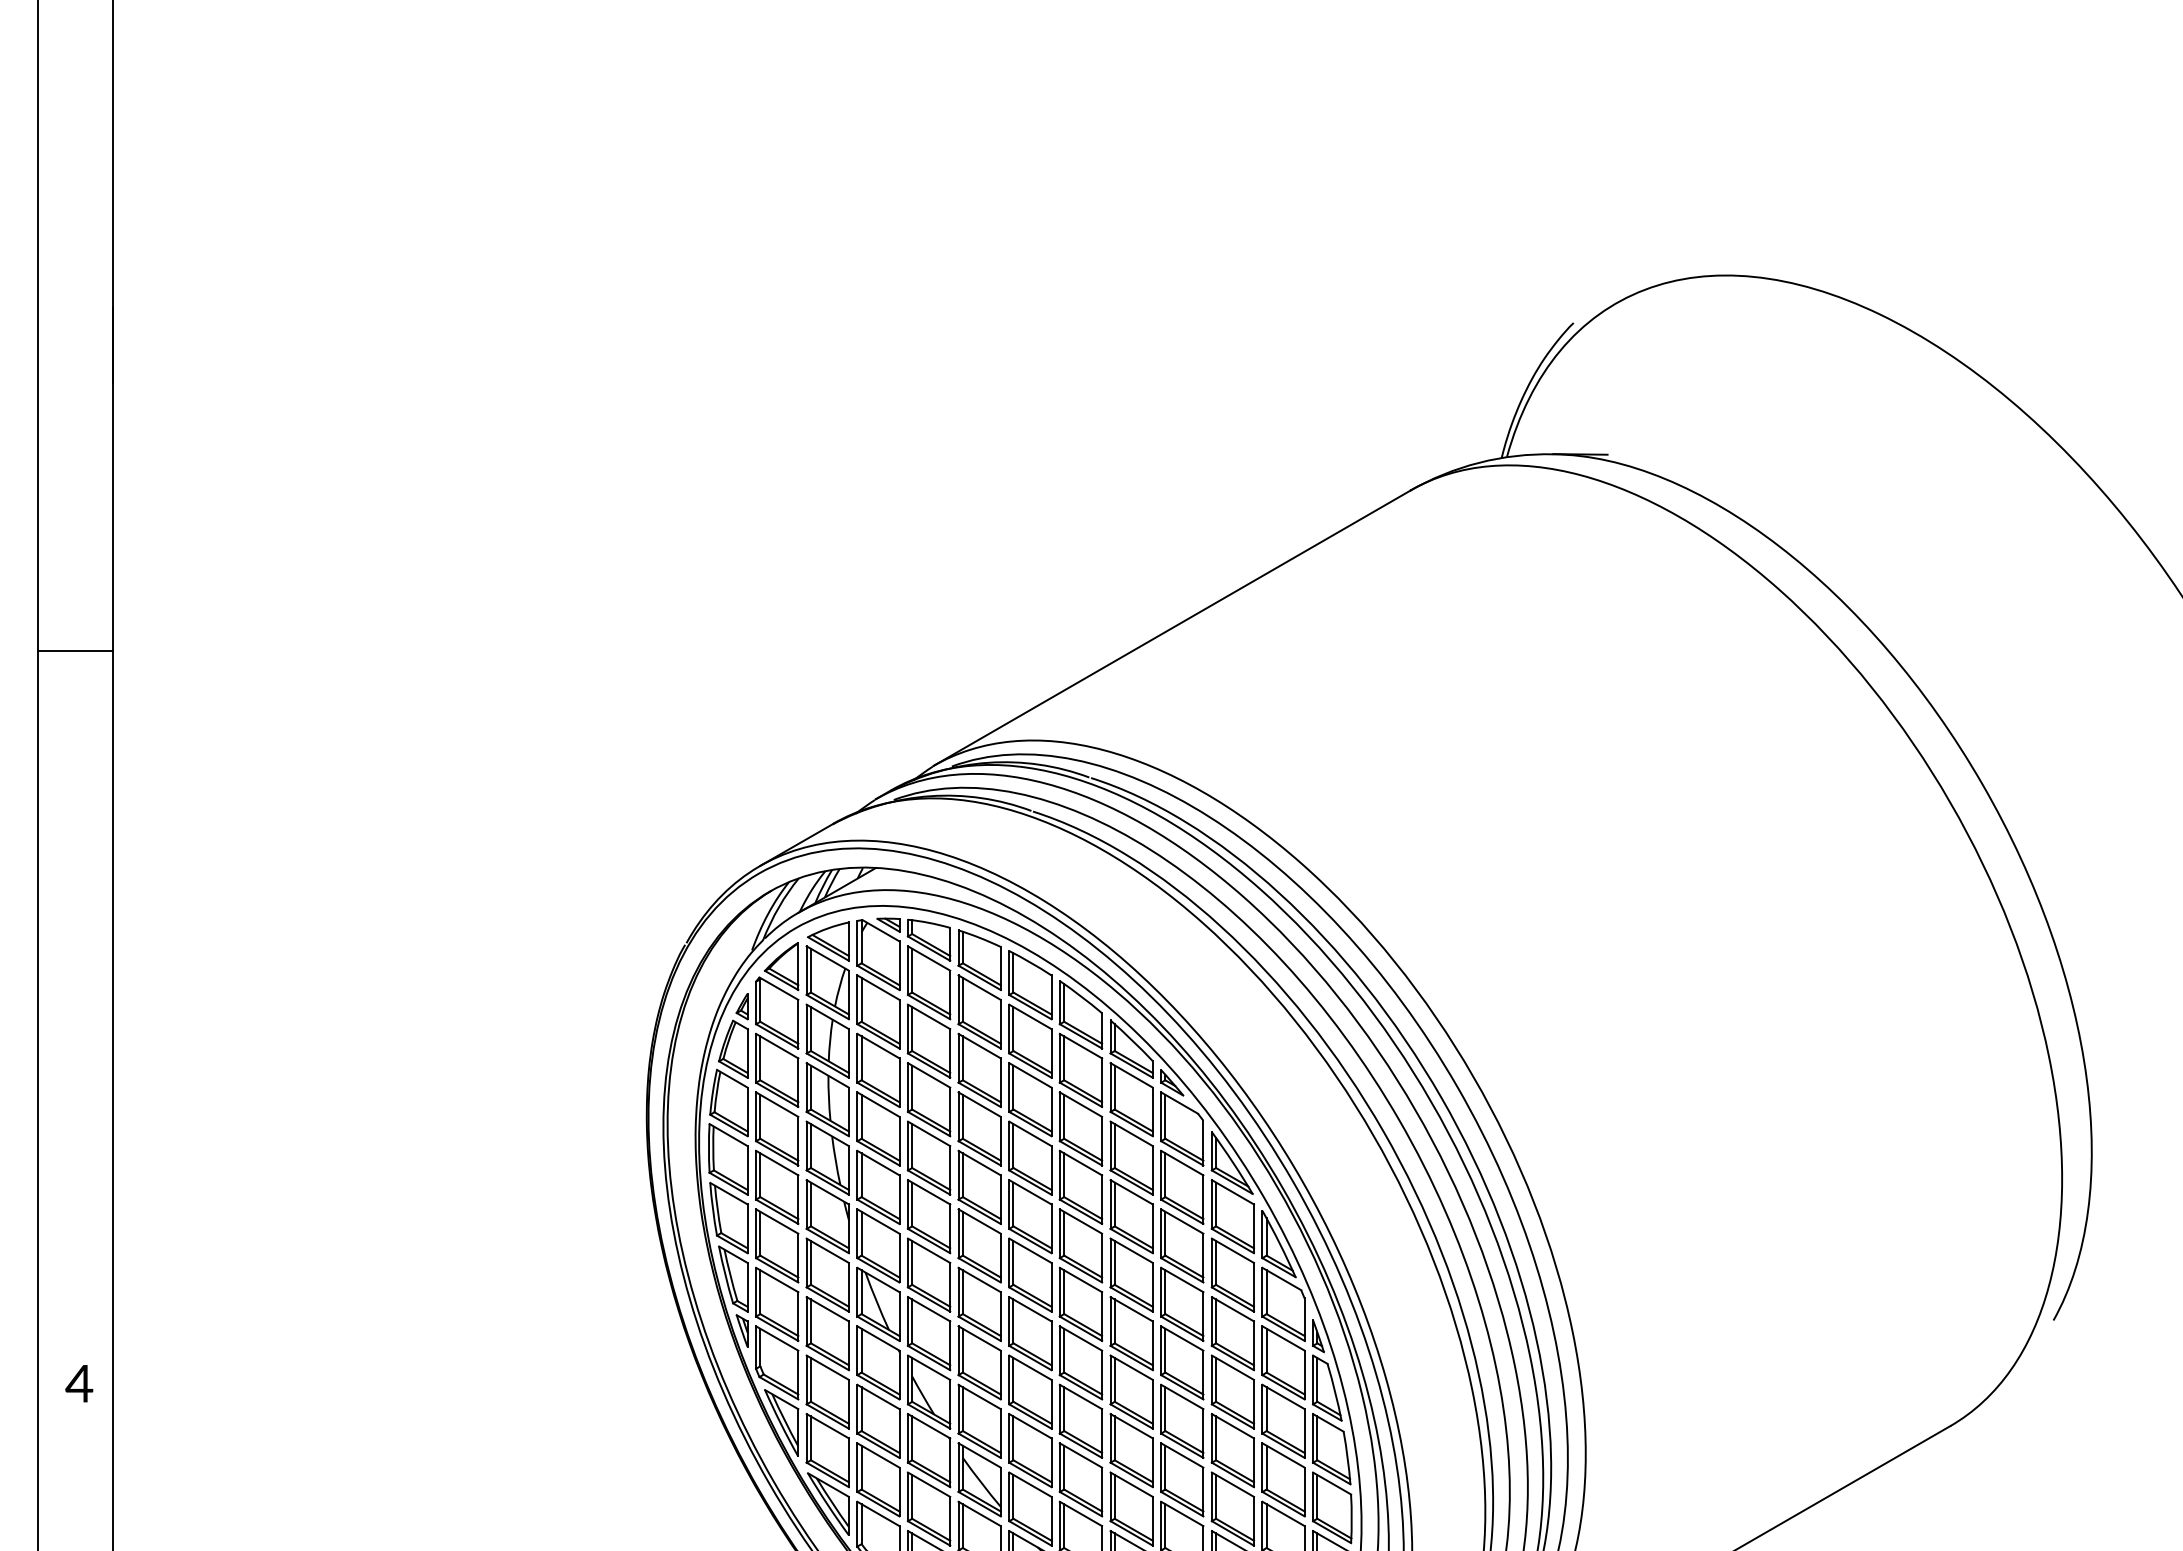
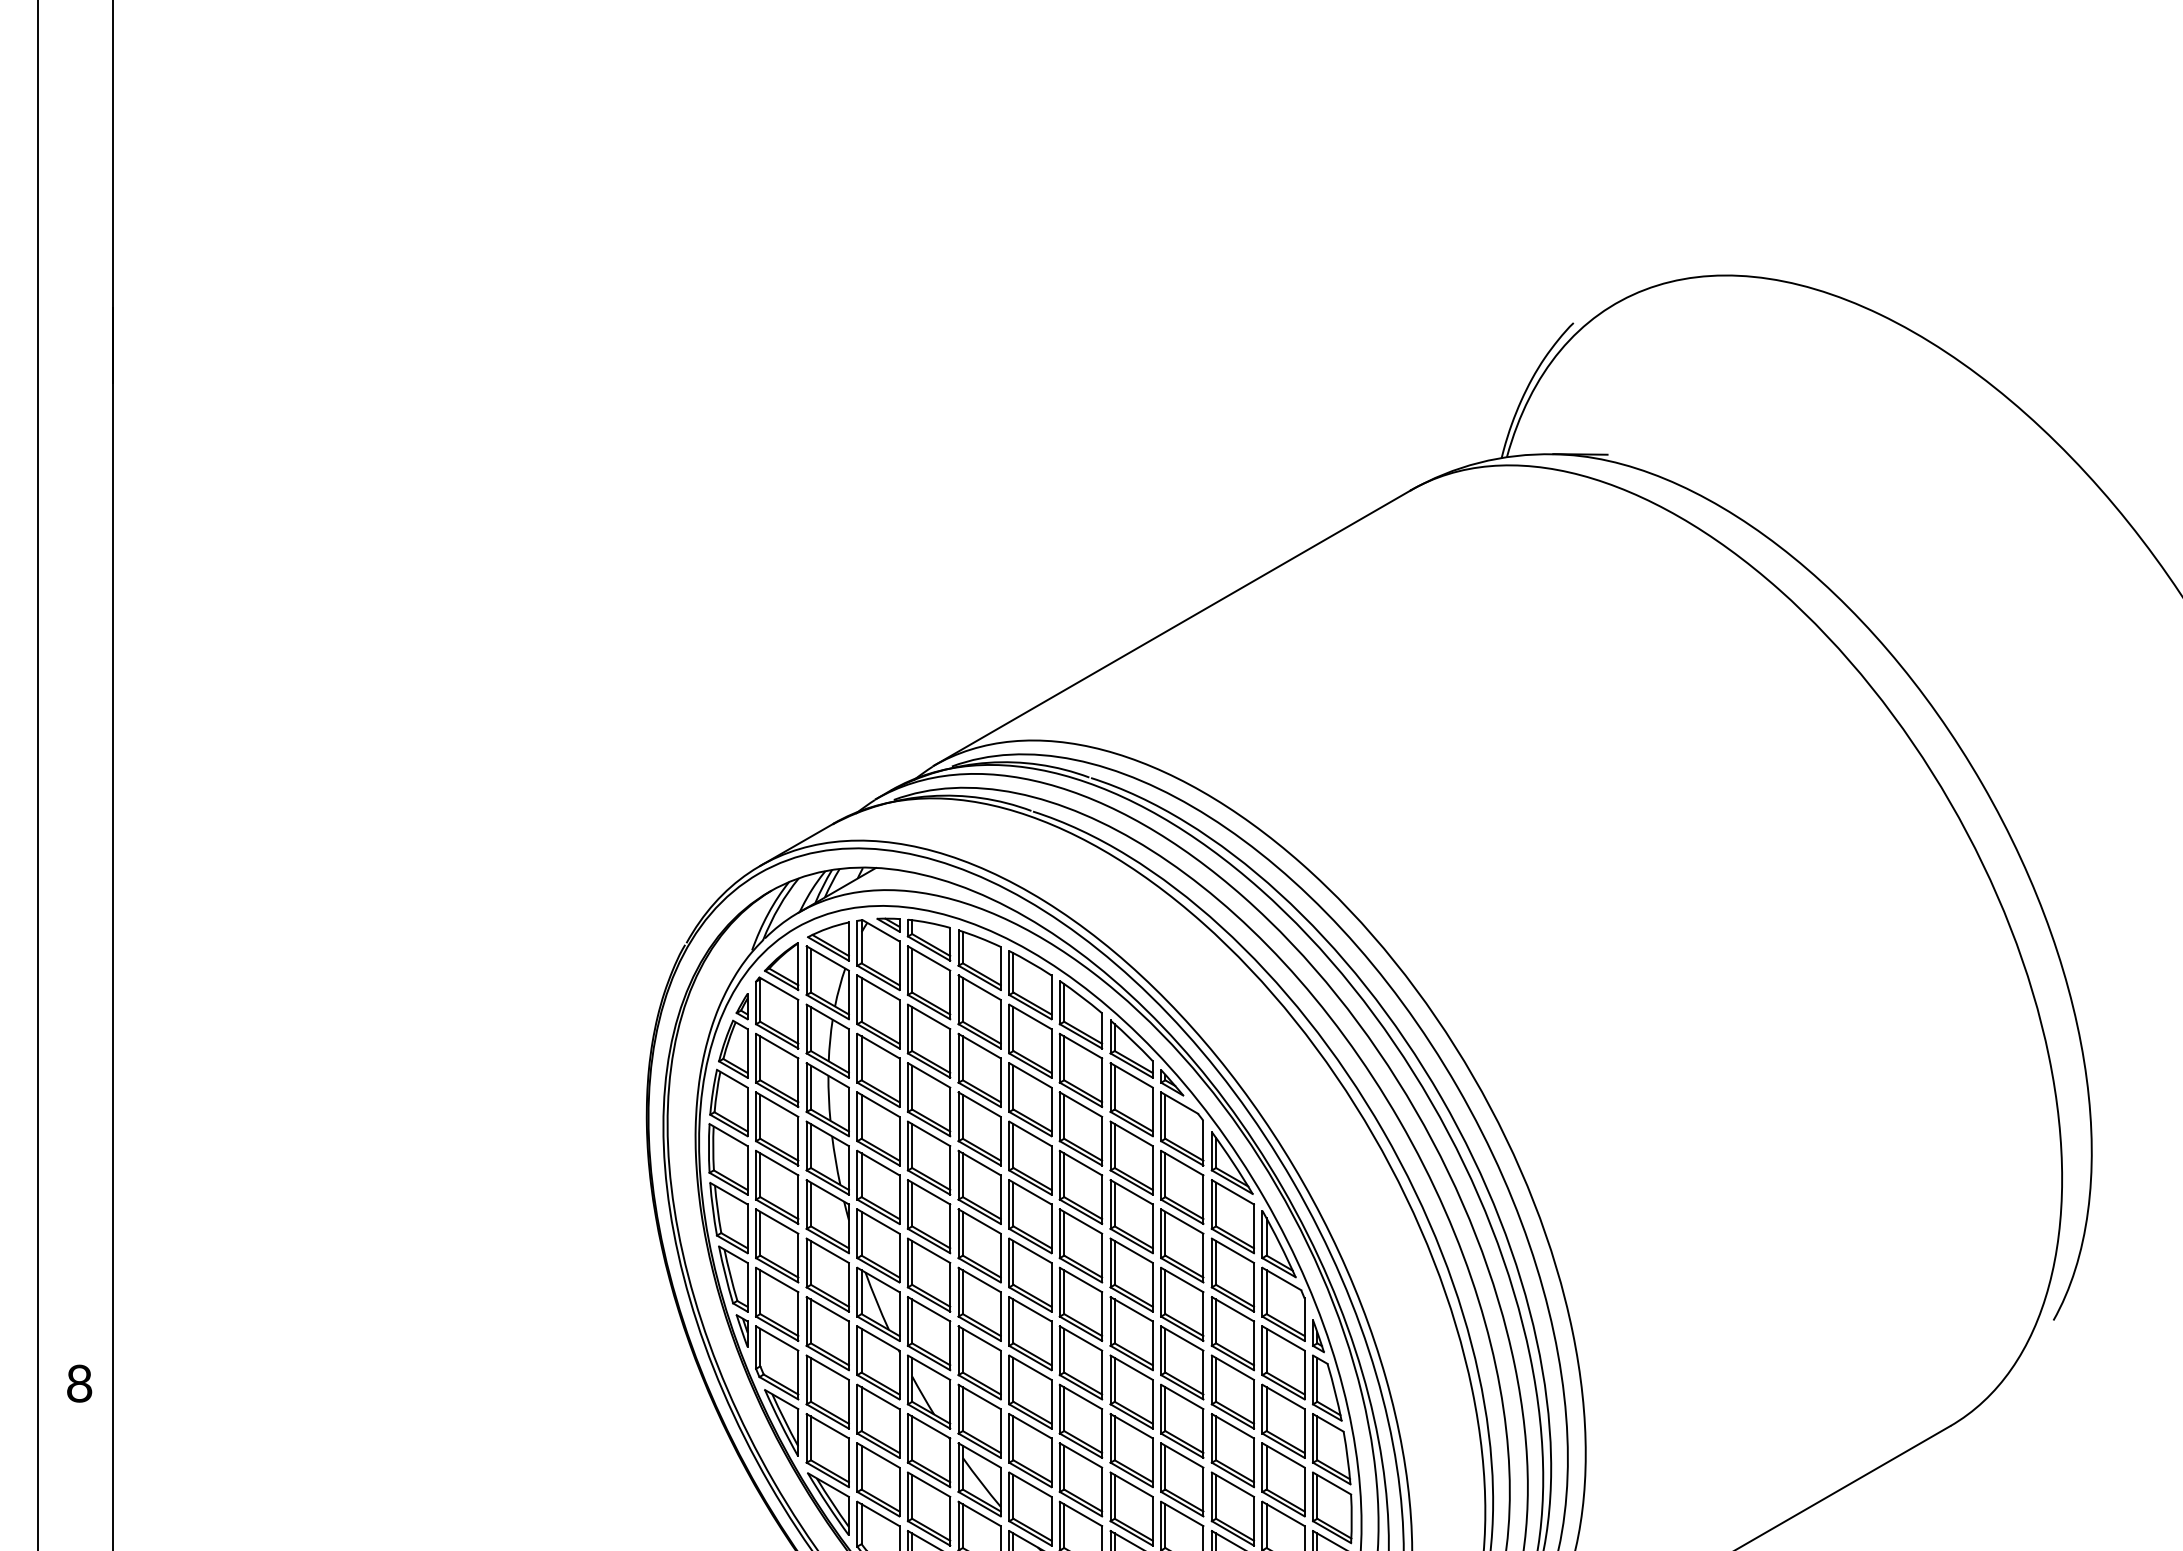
line: present -> none (75, 651)
text: 4 -> 8 (79, 1383)
